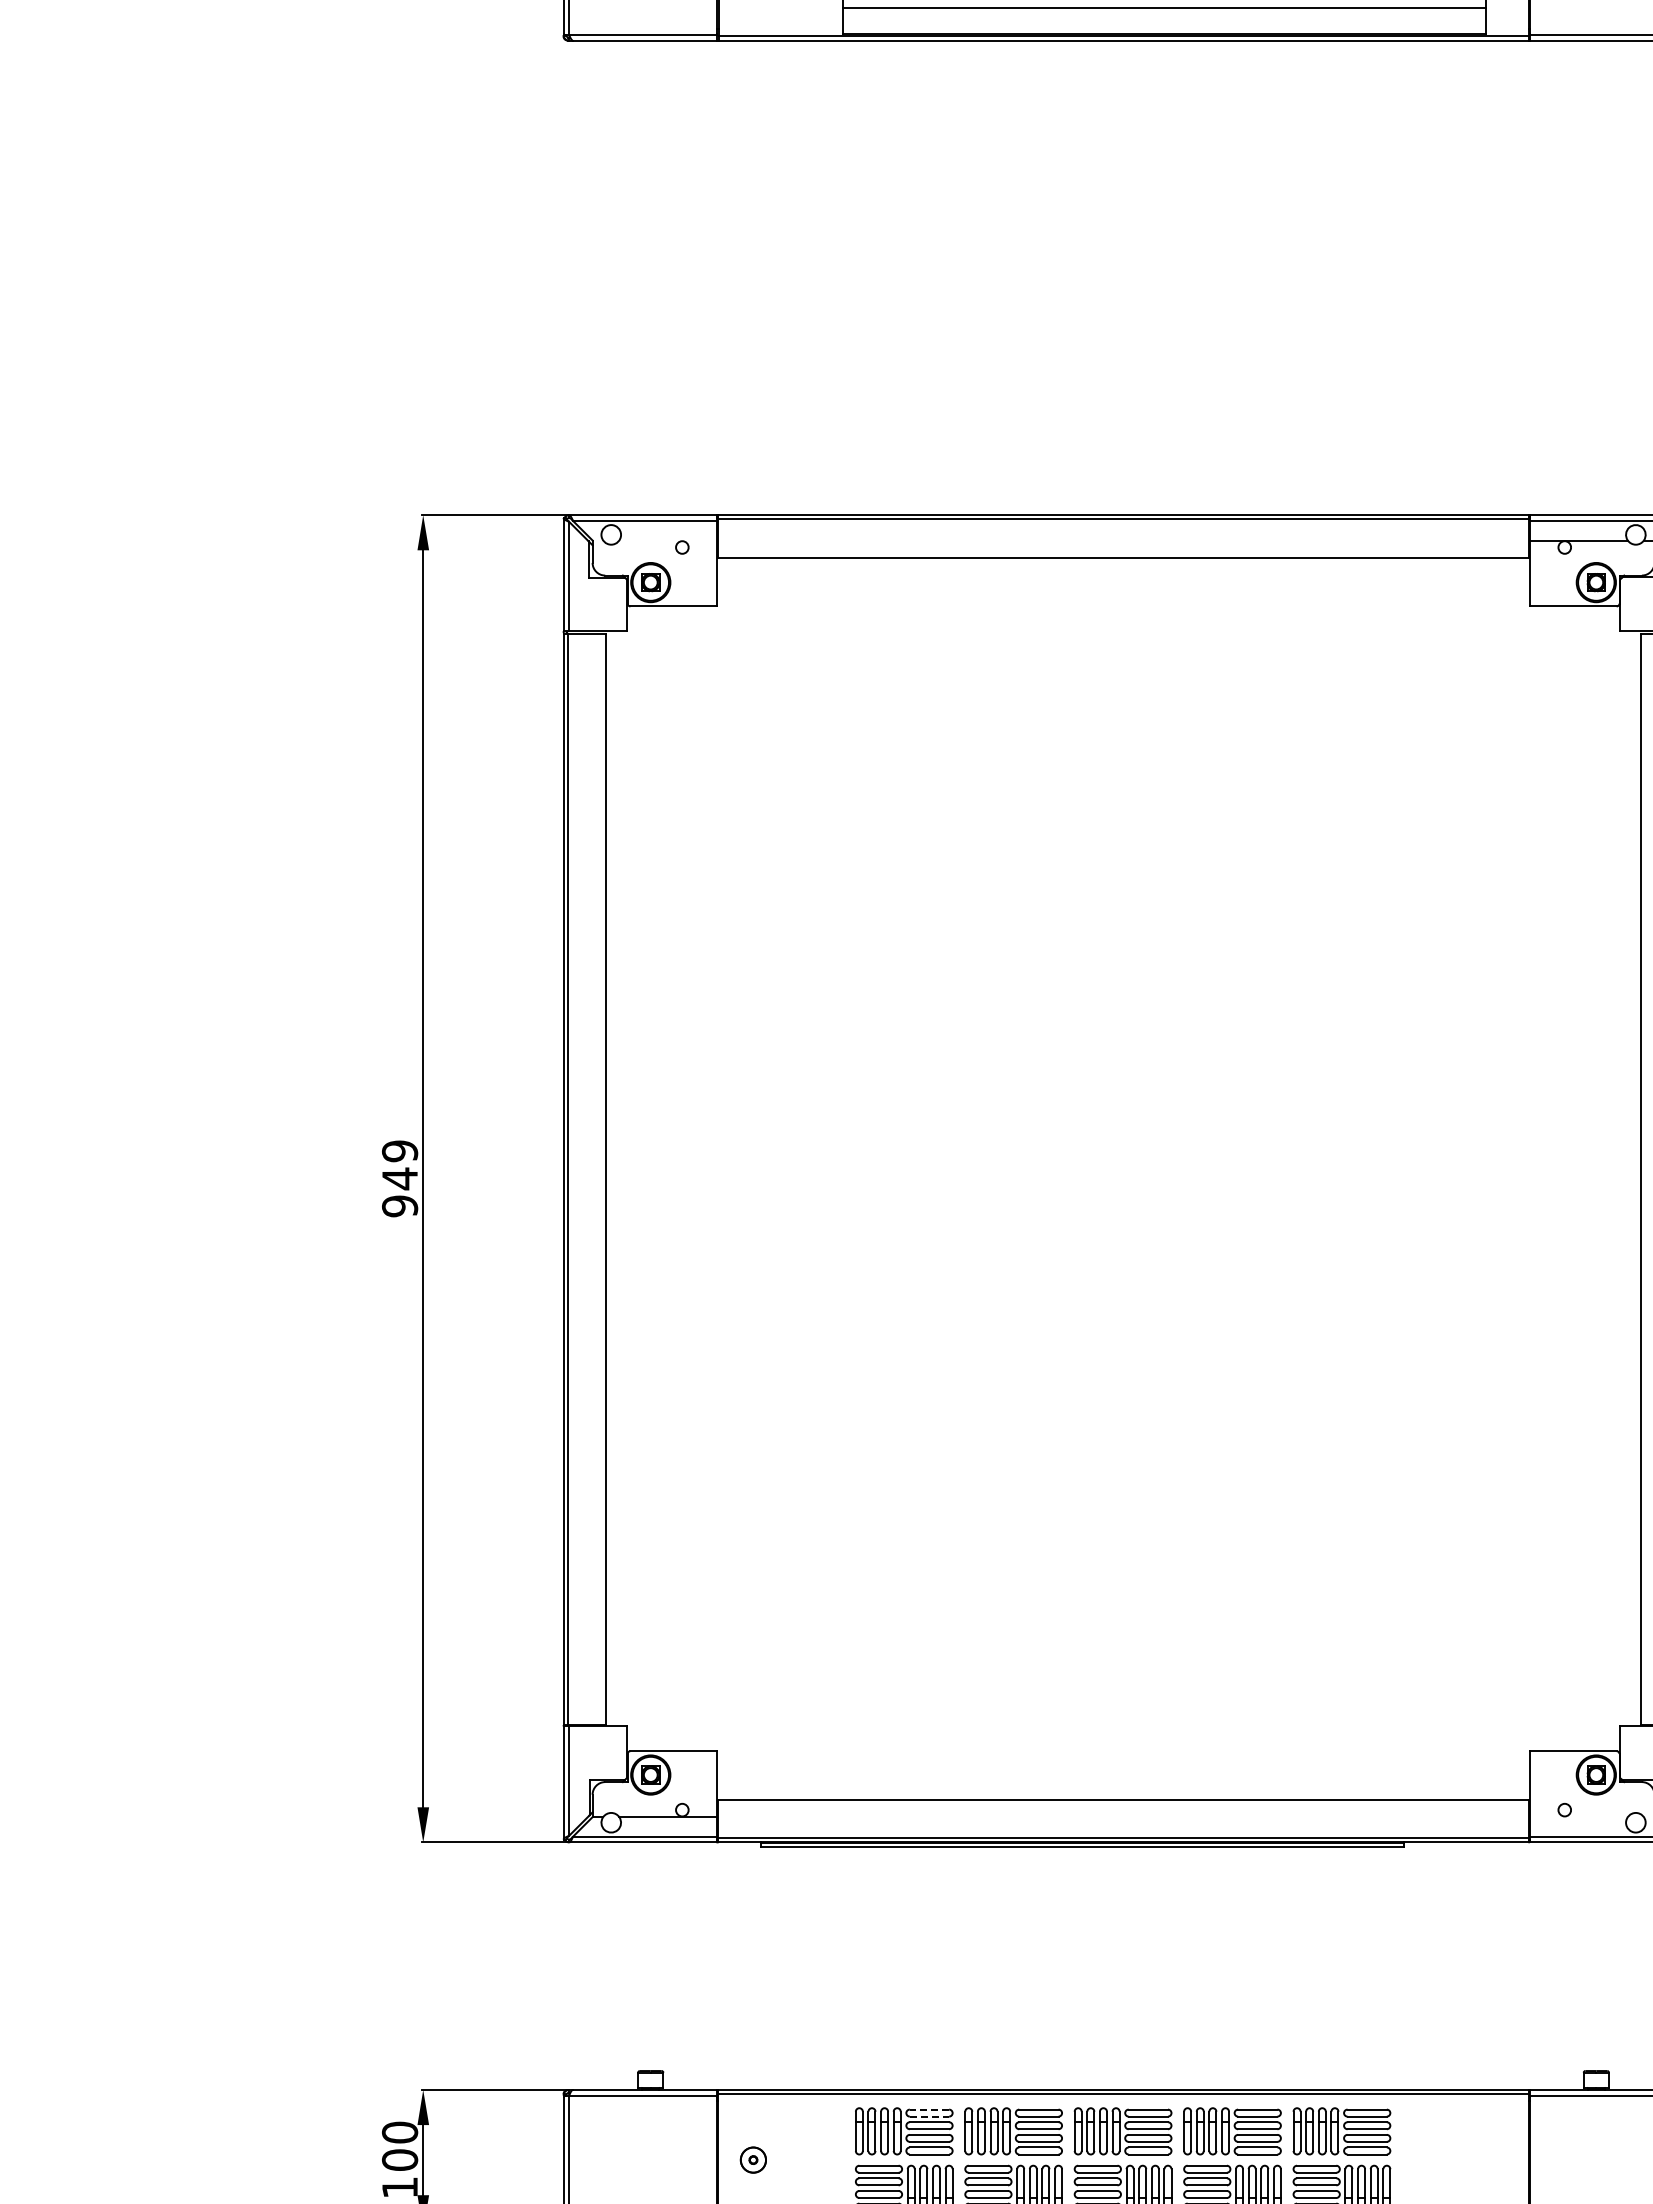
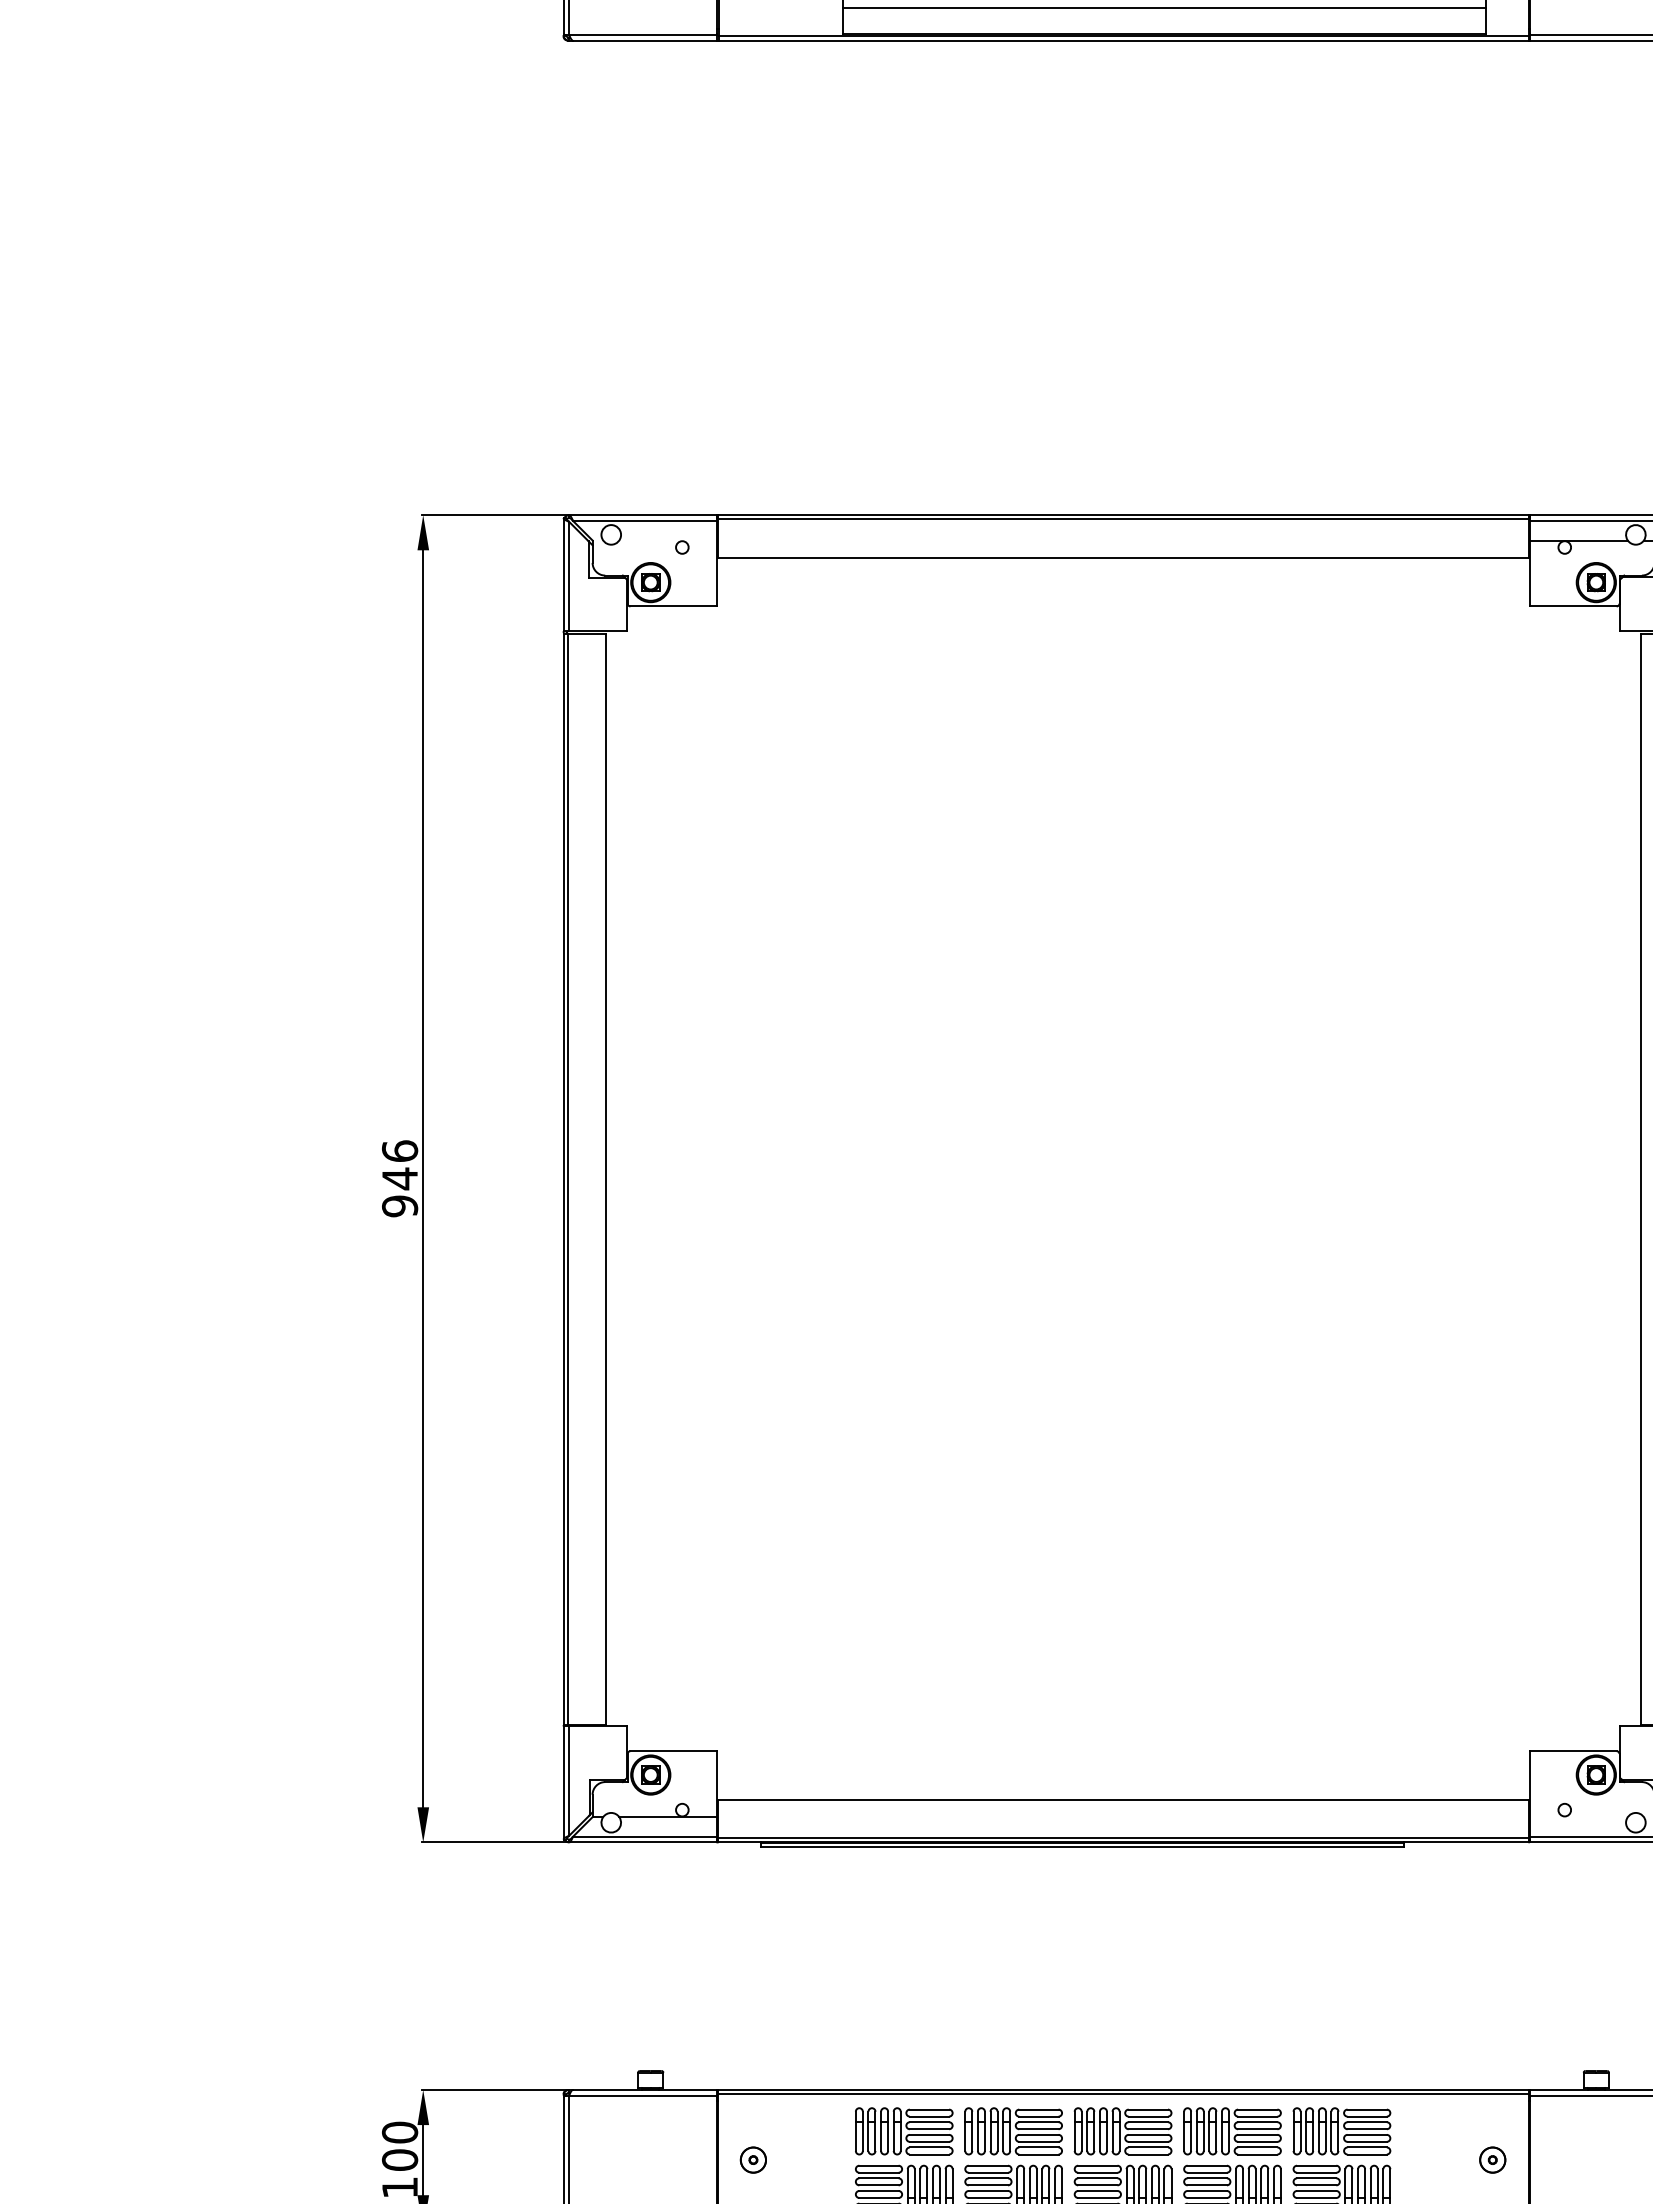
text: 949 -> 946 (400, 1151)
line: dashed -> solid (929, 2109)
line: dashed -> solid (929, 2116)
part: none -> present (1492, 2159)
